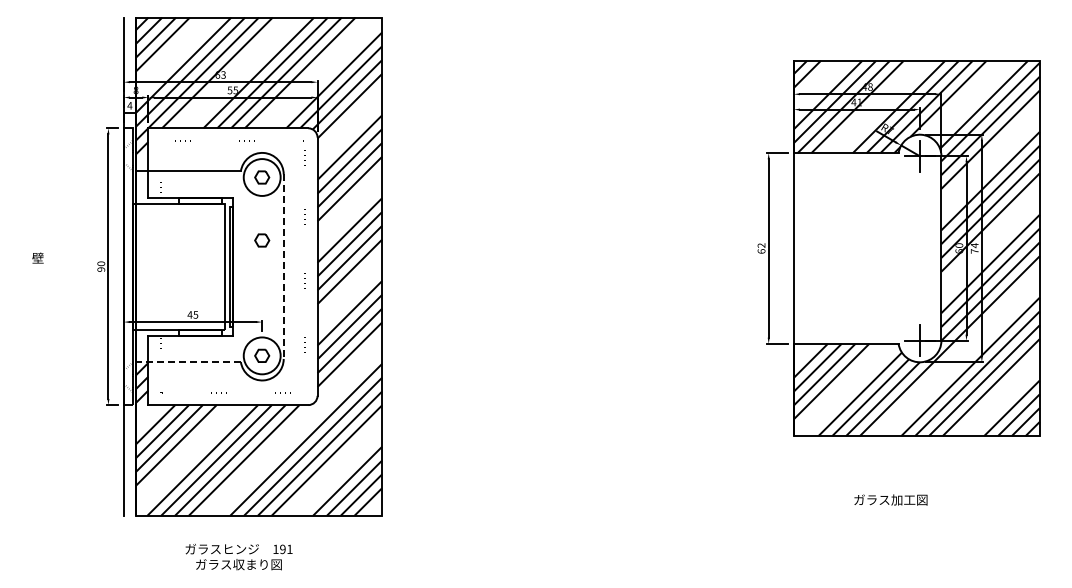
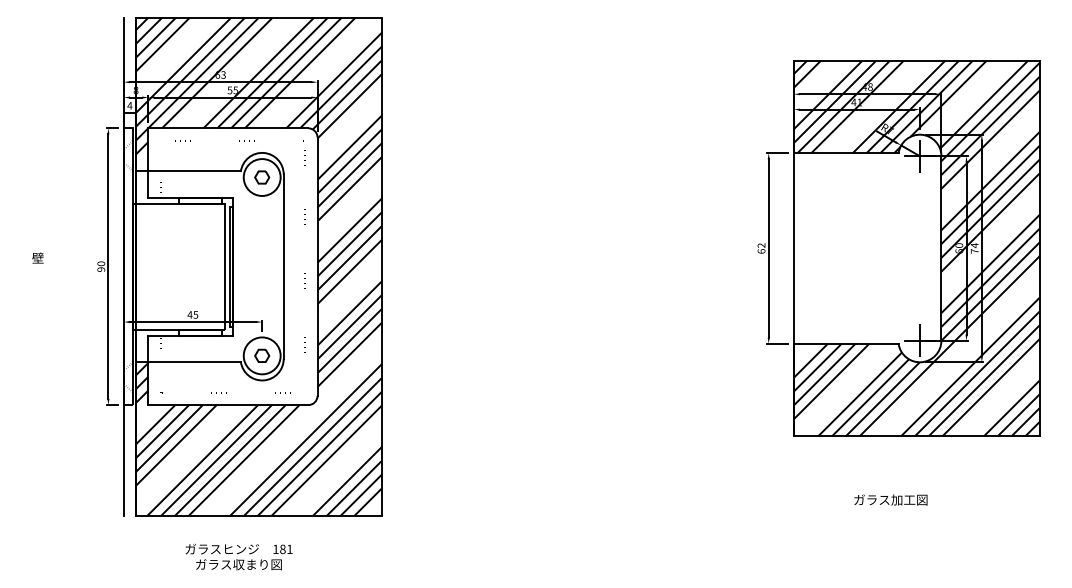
part: present -> none (262, 240)
line: dashed -> solid (283, 267)
line: dashed -> solid (188, 362)
text: 191 -> 181 (282, 549)
